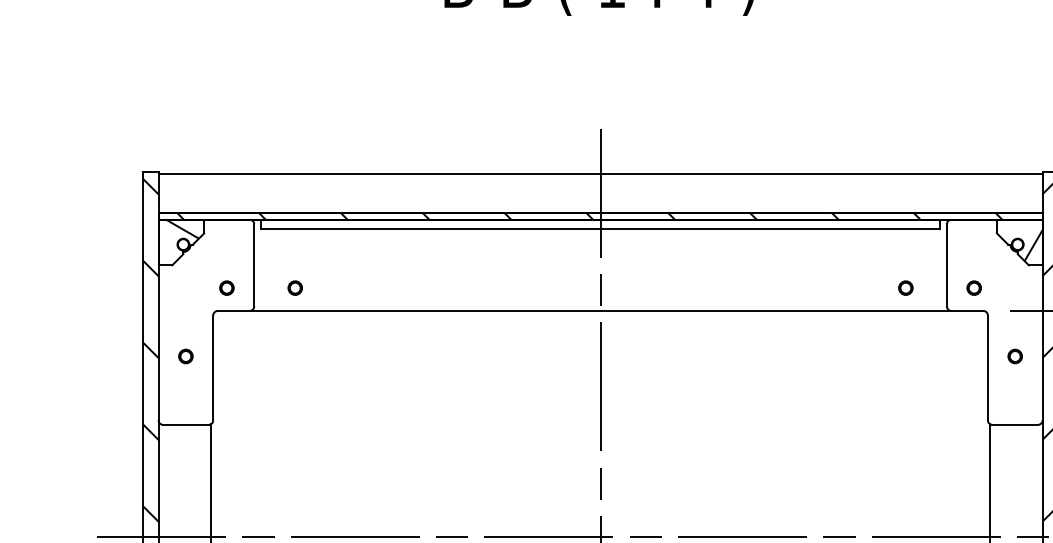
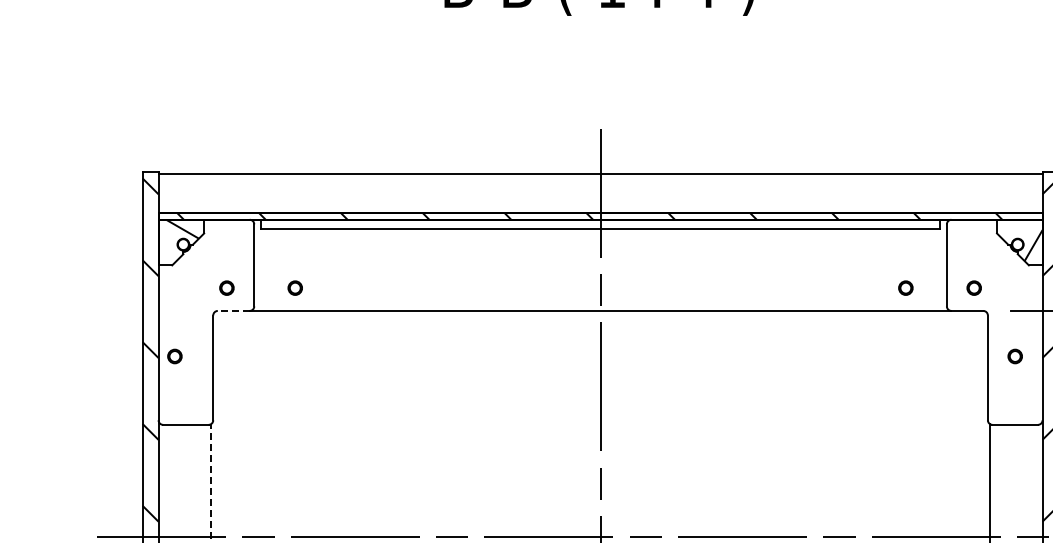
line: solid -> dashed (233, 310)
part position: (185, 356) -> (174, 356) (174, 356)
line: solid -> dashed (210, 483)
